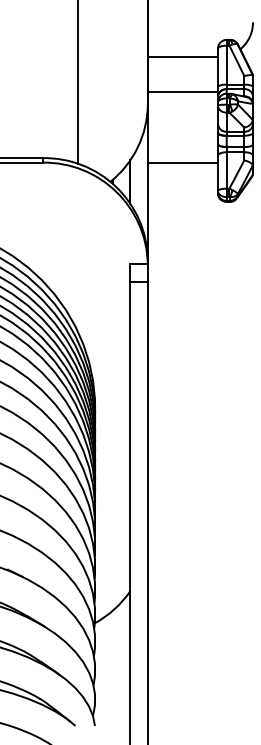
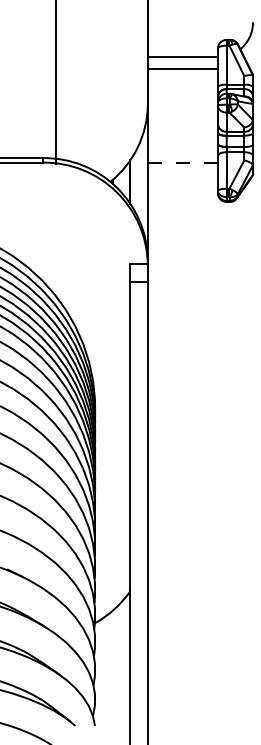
line position: (77, 82) -> (55, 82) (55, 82)
line position: (182, 92) -> (182, 69) (182, 69)
line: solid -> dashed (183, 162)
